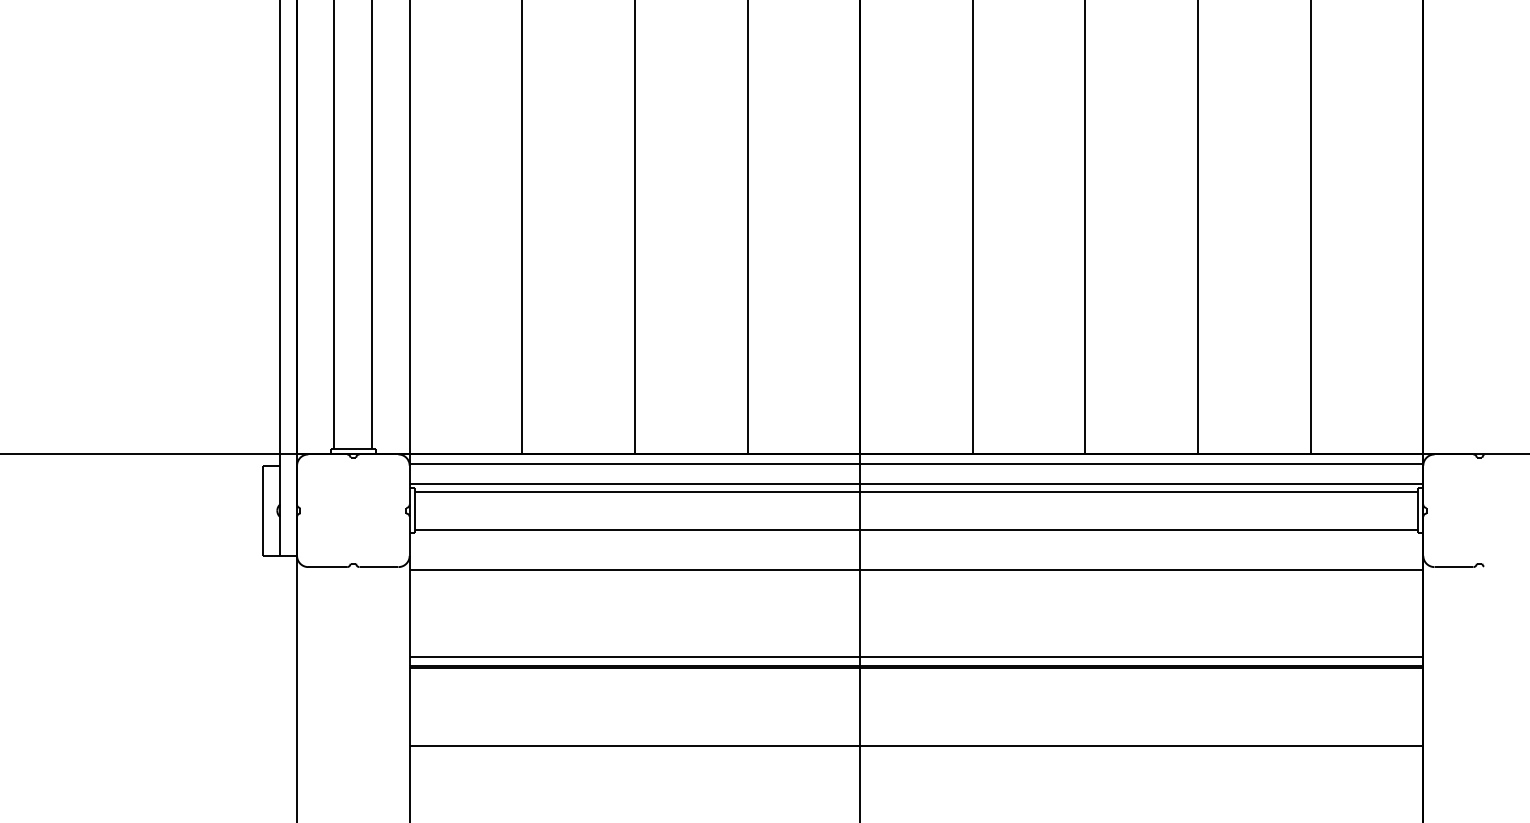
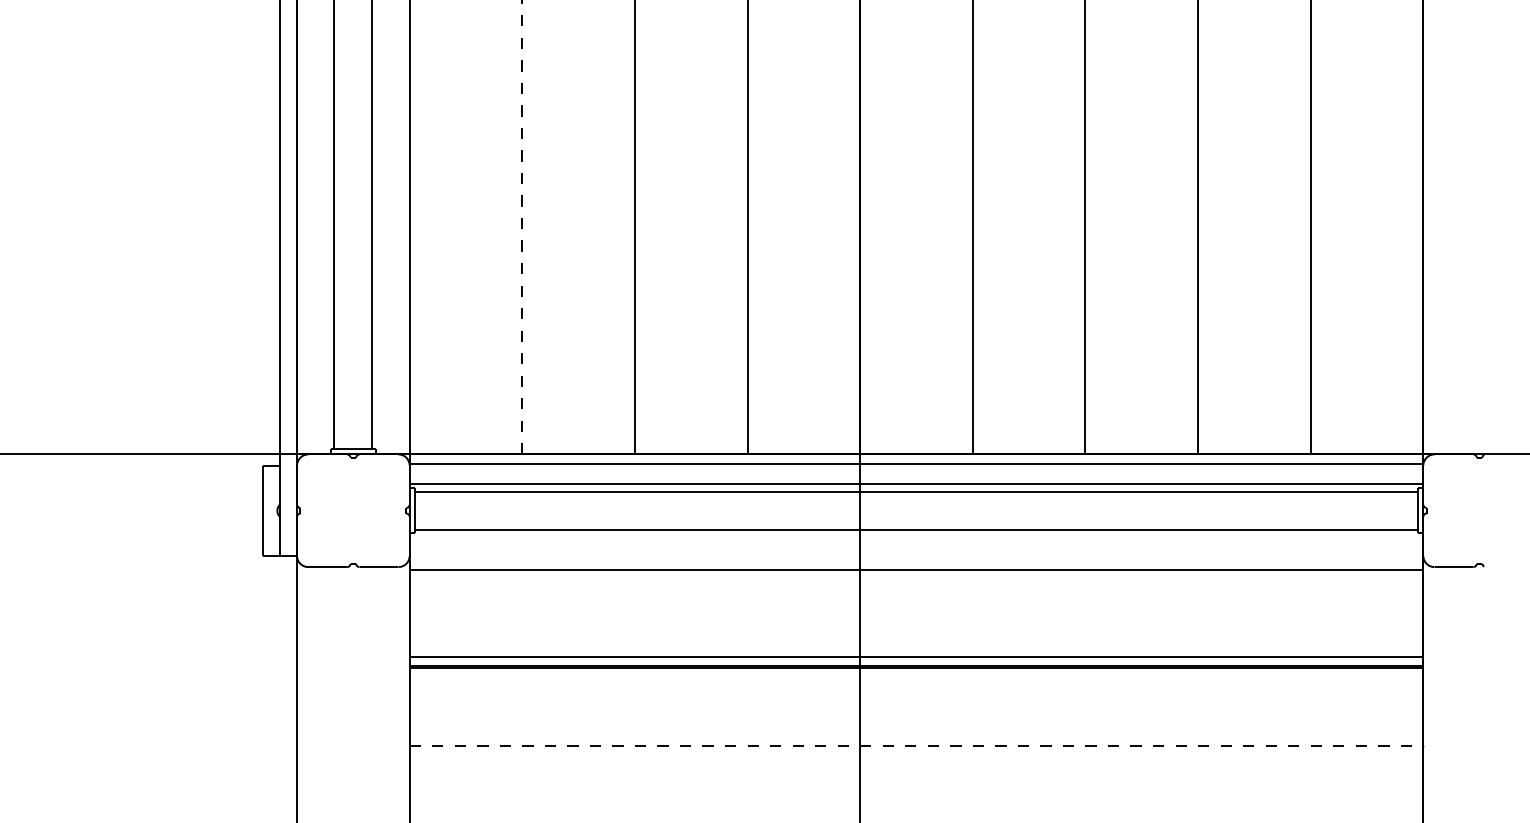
line: solid -> dashed (522, 227)
line: solid -> dashed (916, 745)
